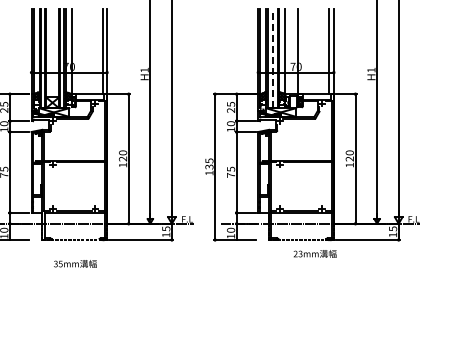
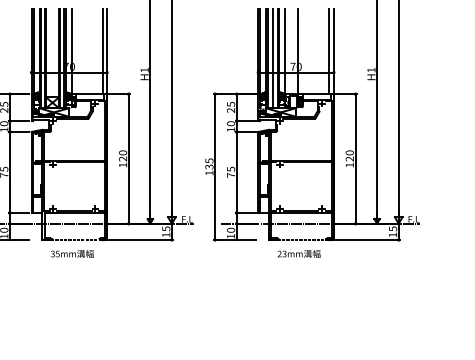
line: dashed -> solid (272, 58)
text position: (314, 253) -> (298, 253) (298, 253)
text position: (75, 263) -> (72, 253) (72, 253)
